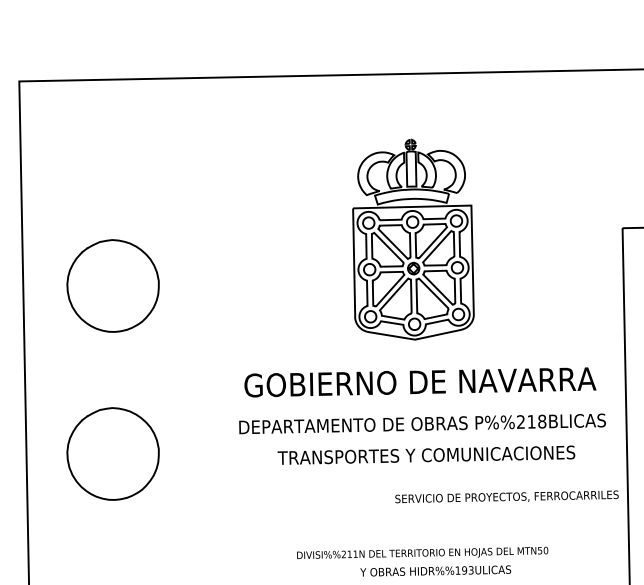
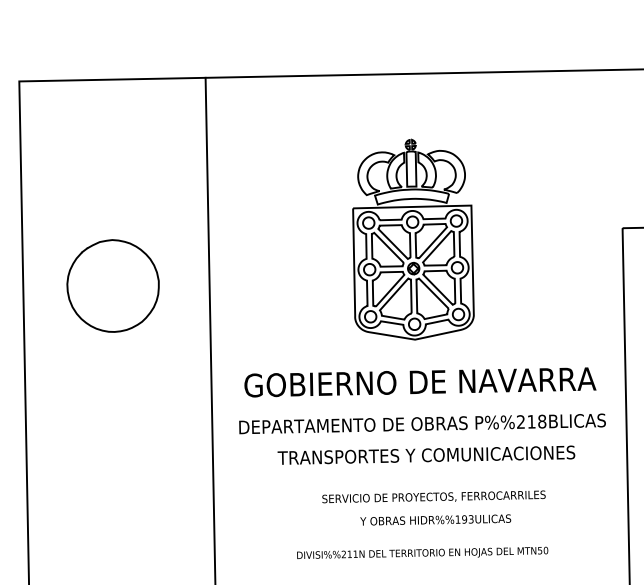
line: none -> present (210, 329)
part: present -> none (112, 453)
text position: (506, 496) -> (433, 496) (433, 496)
text position: (435, 570) -> (435, 519) (435, 519)
